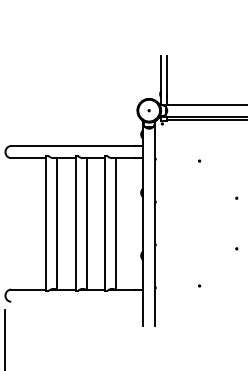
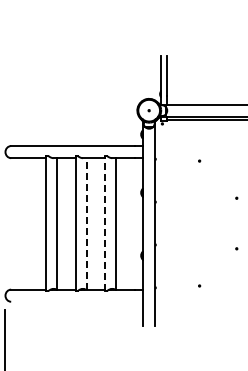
line: solid -> dashed (86, 223)
line: solid -> dashed (104, 223)
